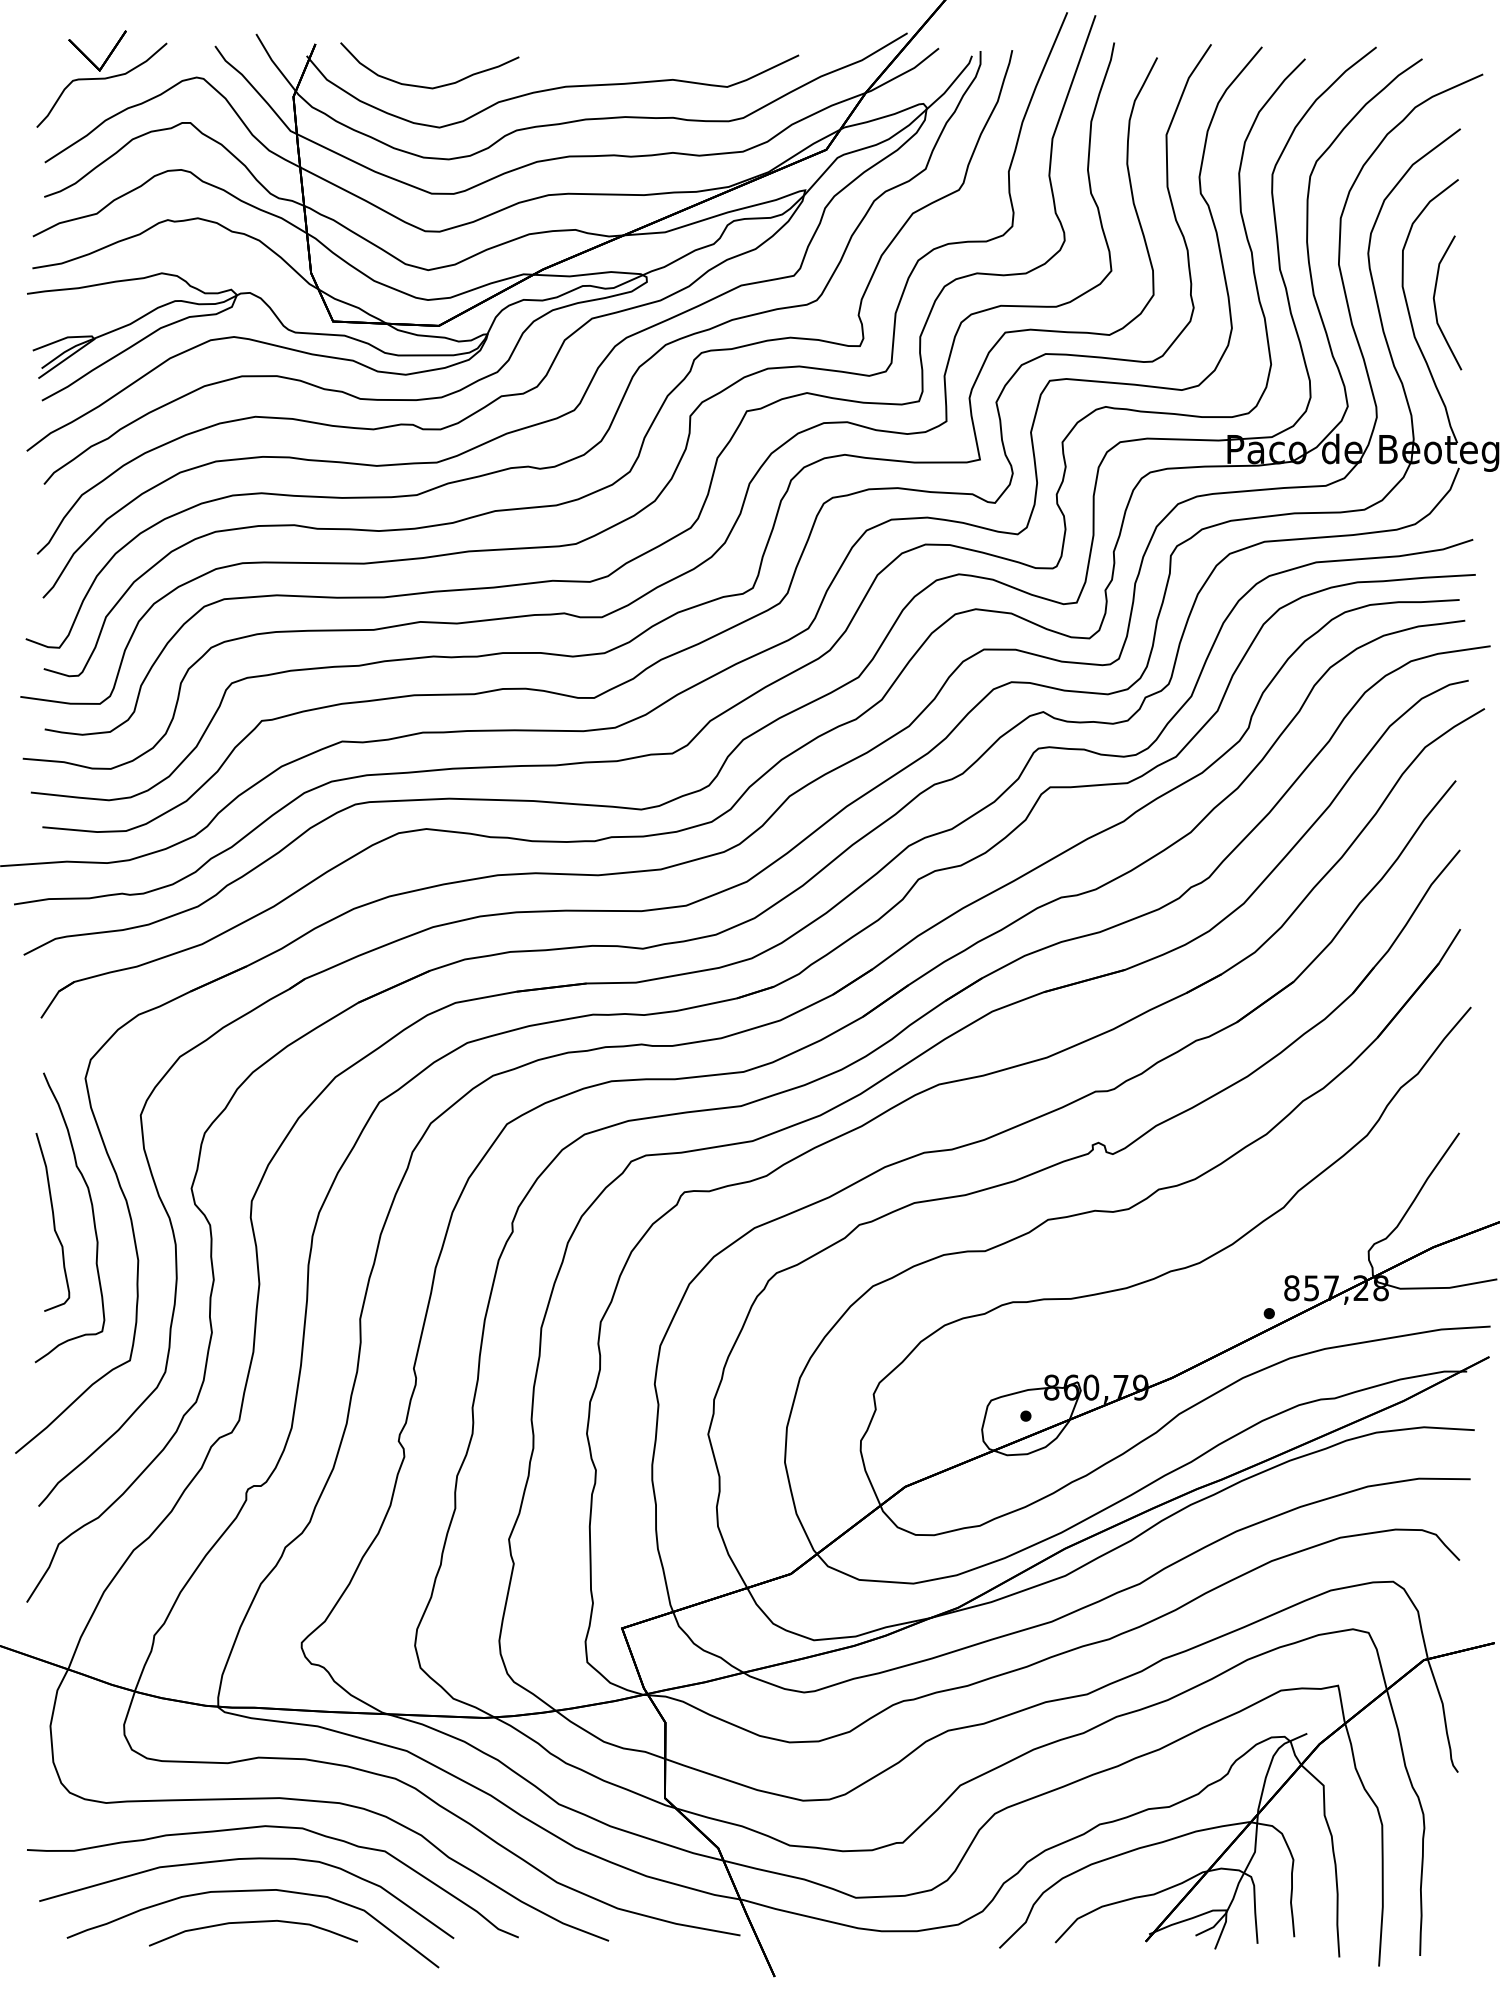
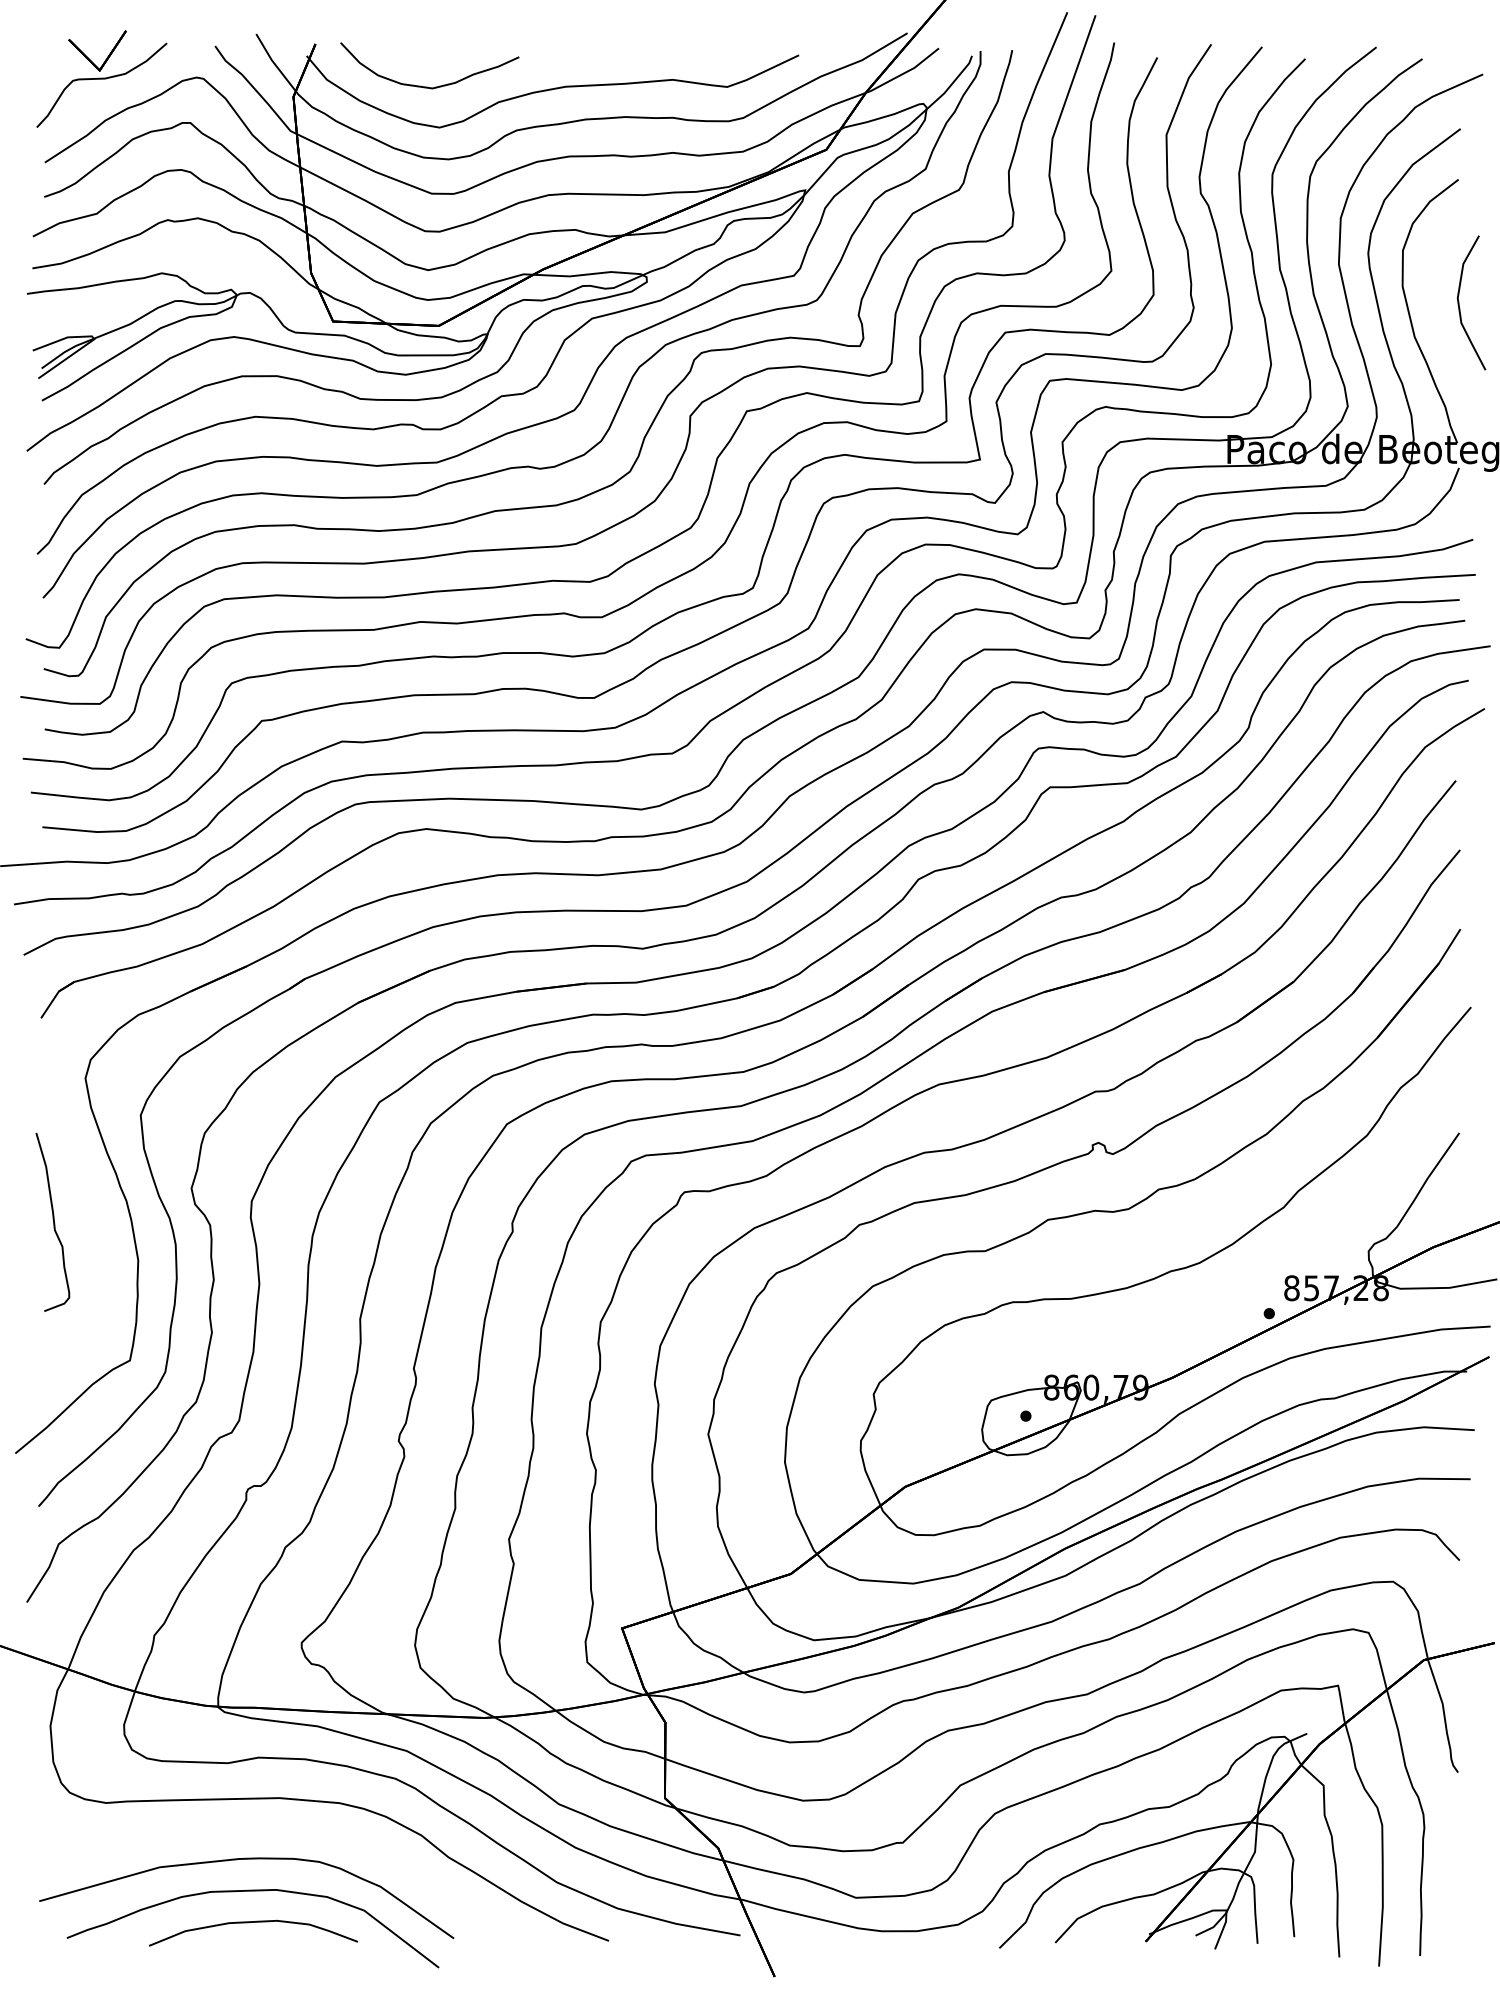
curve position: (1435, 302) -> (1459, 302) (1459, 302)
curve: present -> none (92, 1217)
curve: present -> none (282, 1828)
